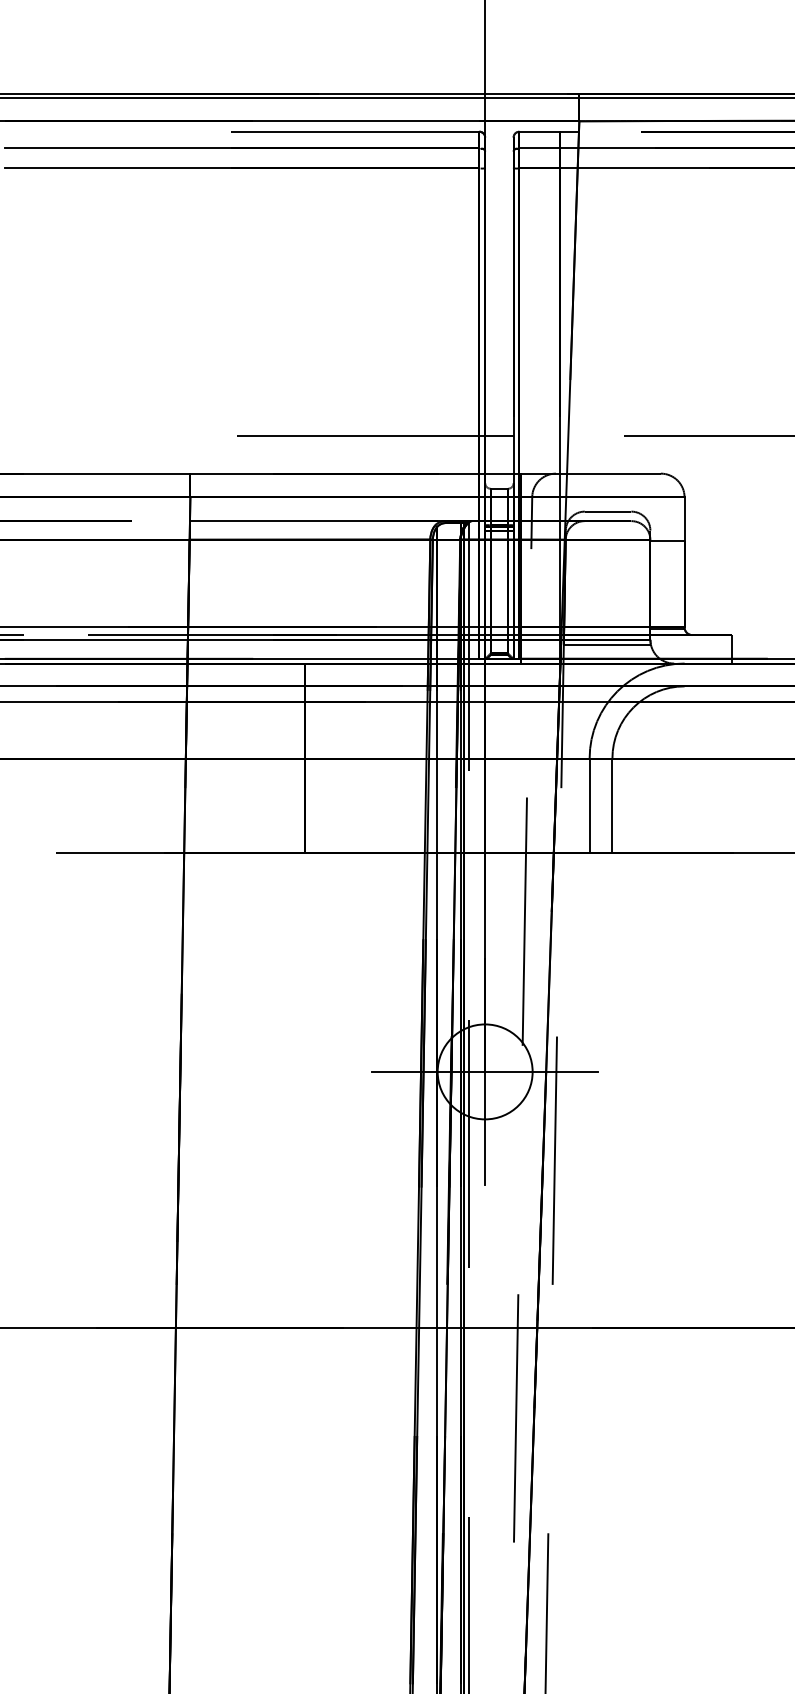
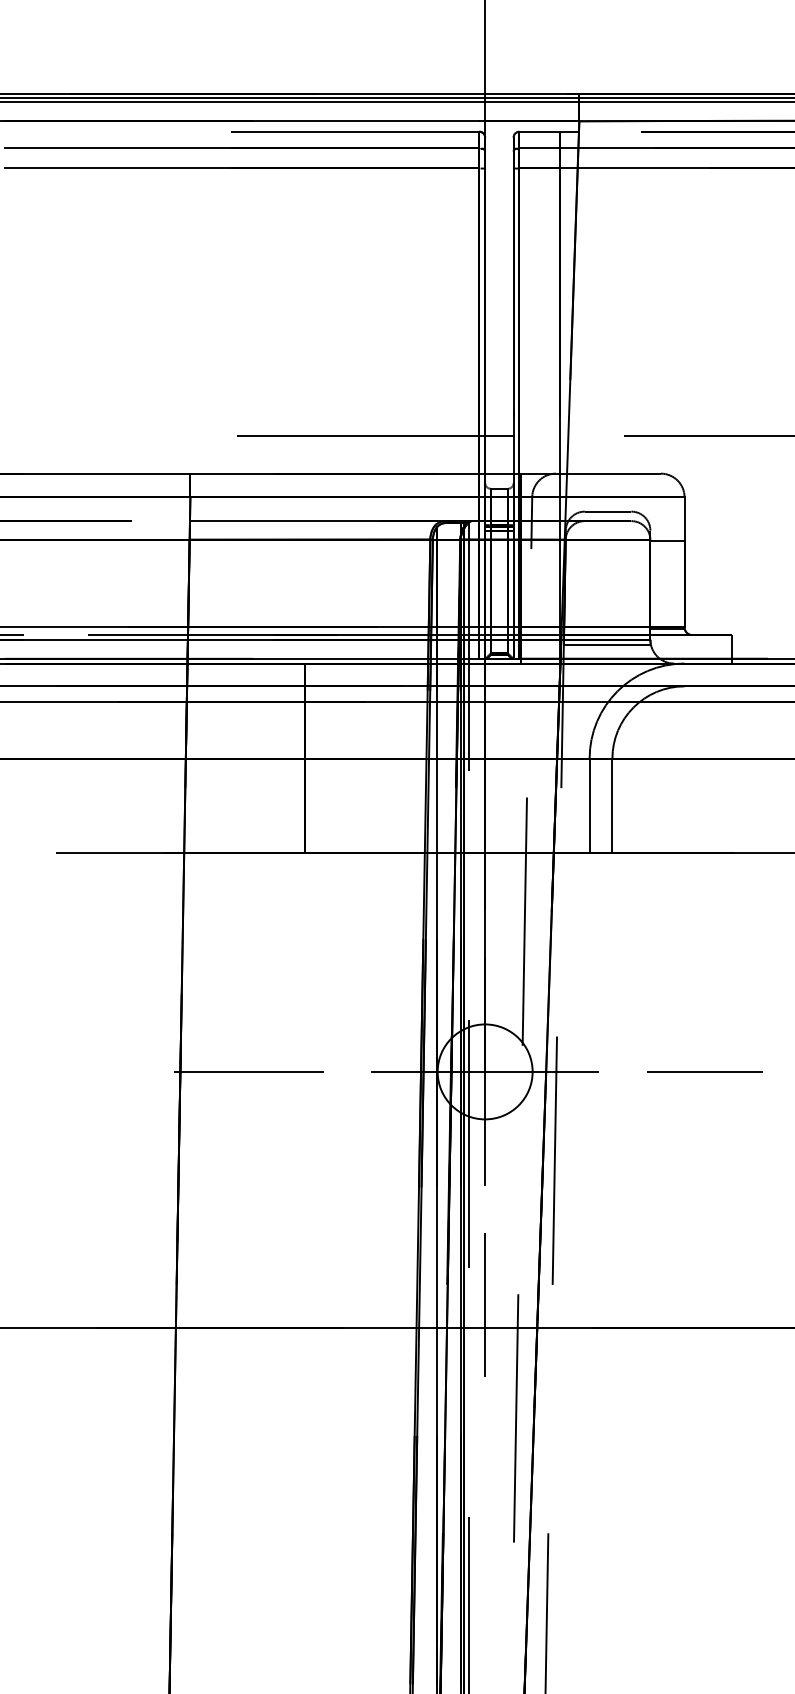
line: none -> present (396, 101)
line: none -> present (248, 1071)
line: none -> present (704, 1071)
line: none -> present (485, 1305)
